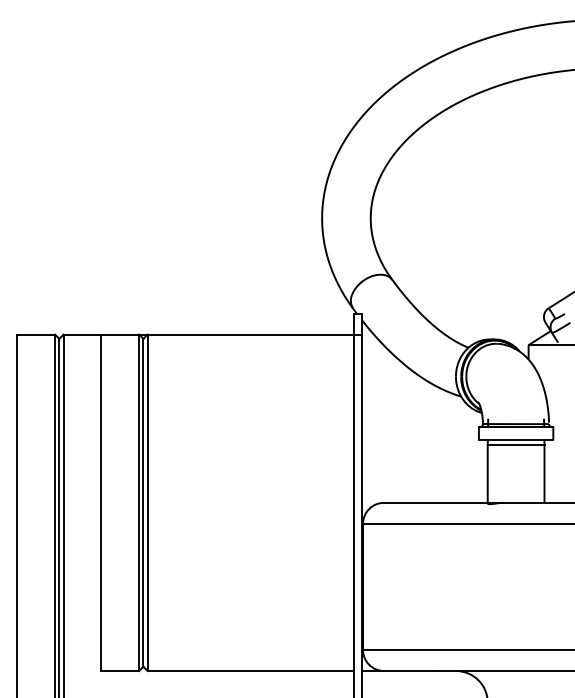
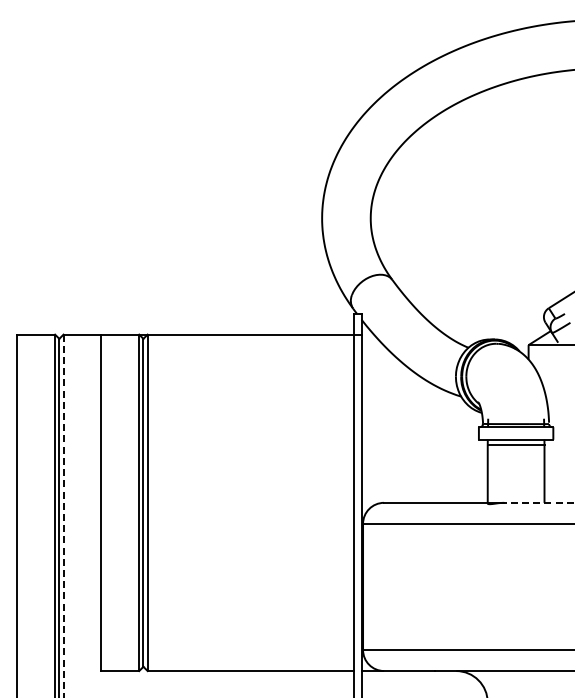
line: solid -> dashed (539, 502)
line: solid -> dashed (63, 516)
